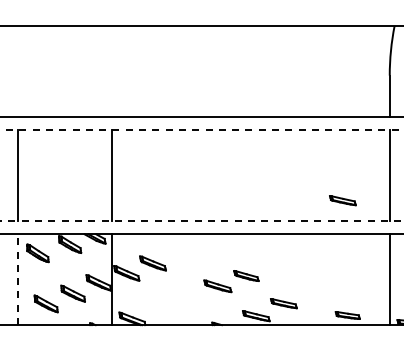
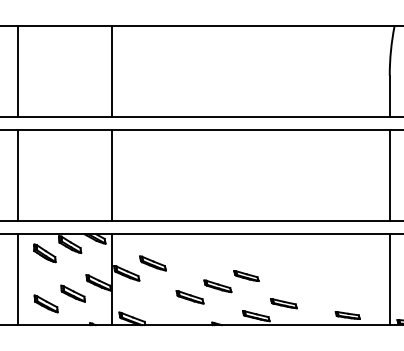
line: none -> present (18, 70)
line: none -> present (112, 70)
line: dashed -> solid (202, 130)
part: present -> none (342, 200)
line: dashed -> solid (202, 220)
part position: (37, 253) -> (44, 253) (44, 253)
line: dashed -> solid (18, 279)
part: none -> present (189, 297)
